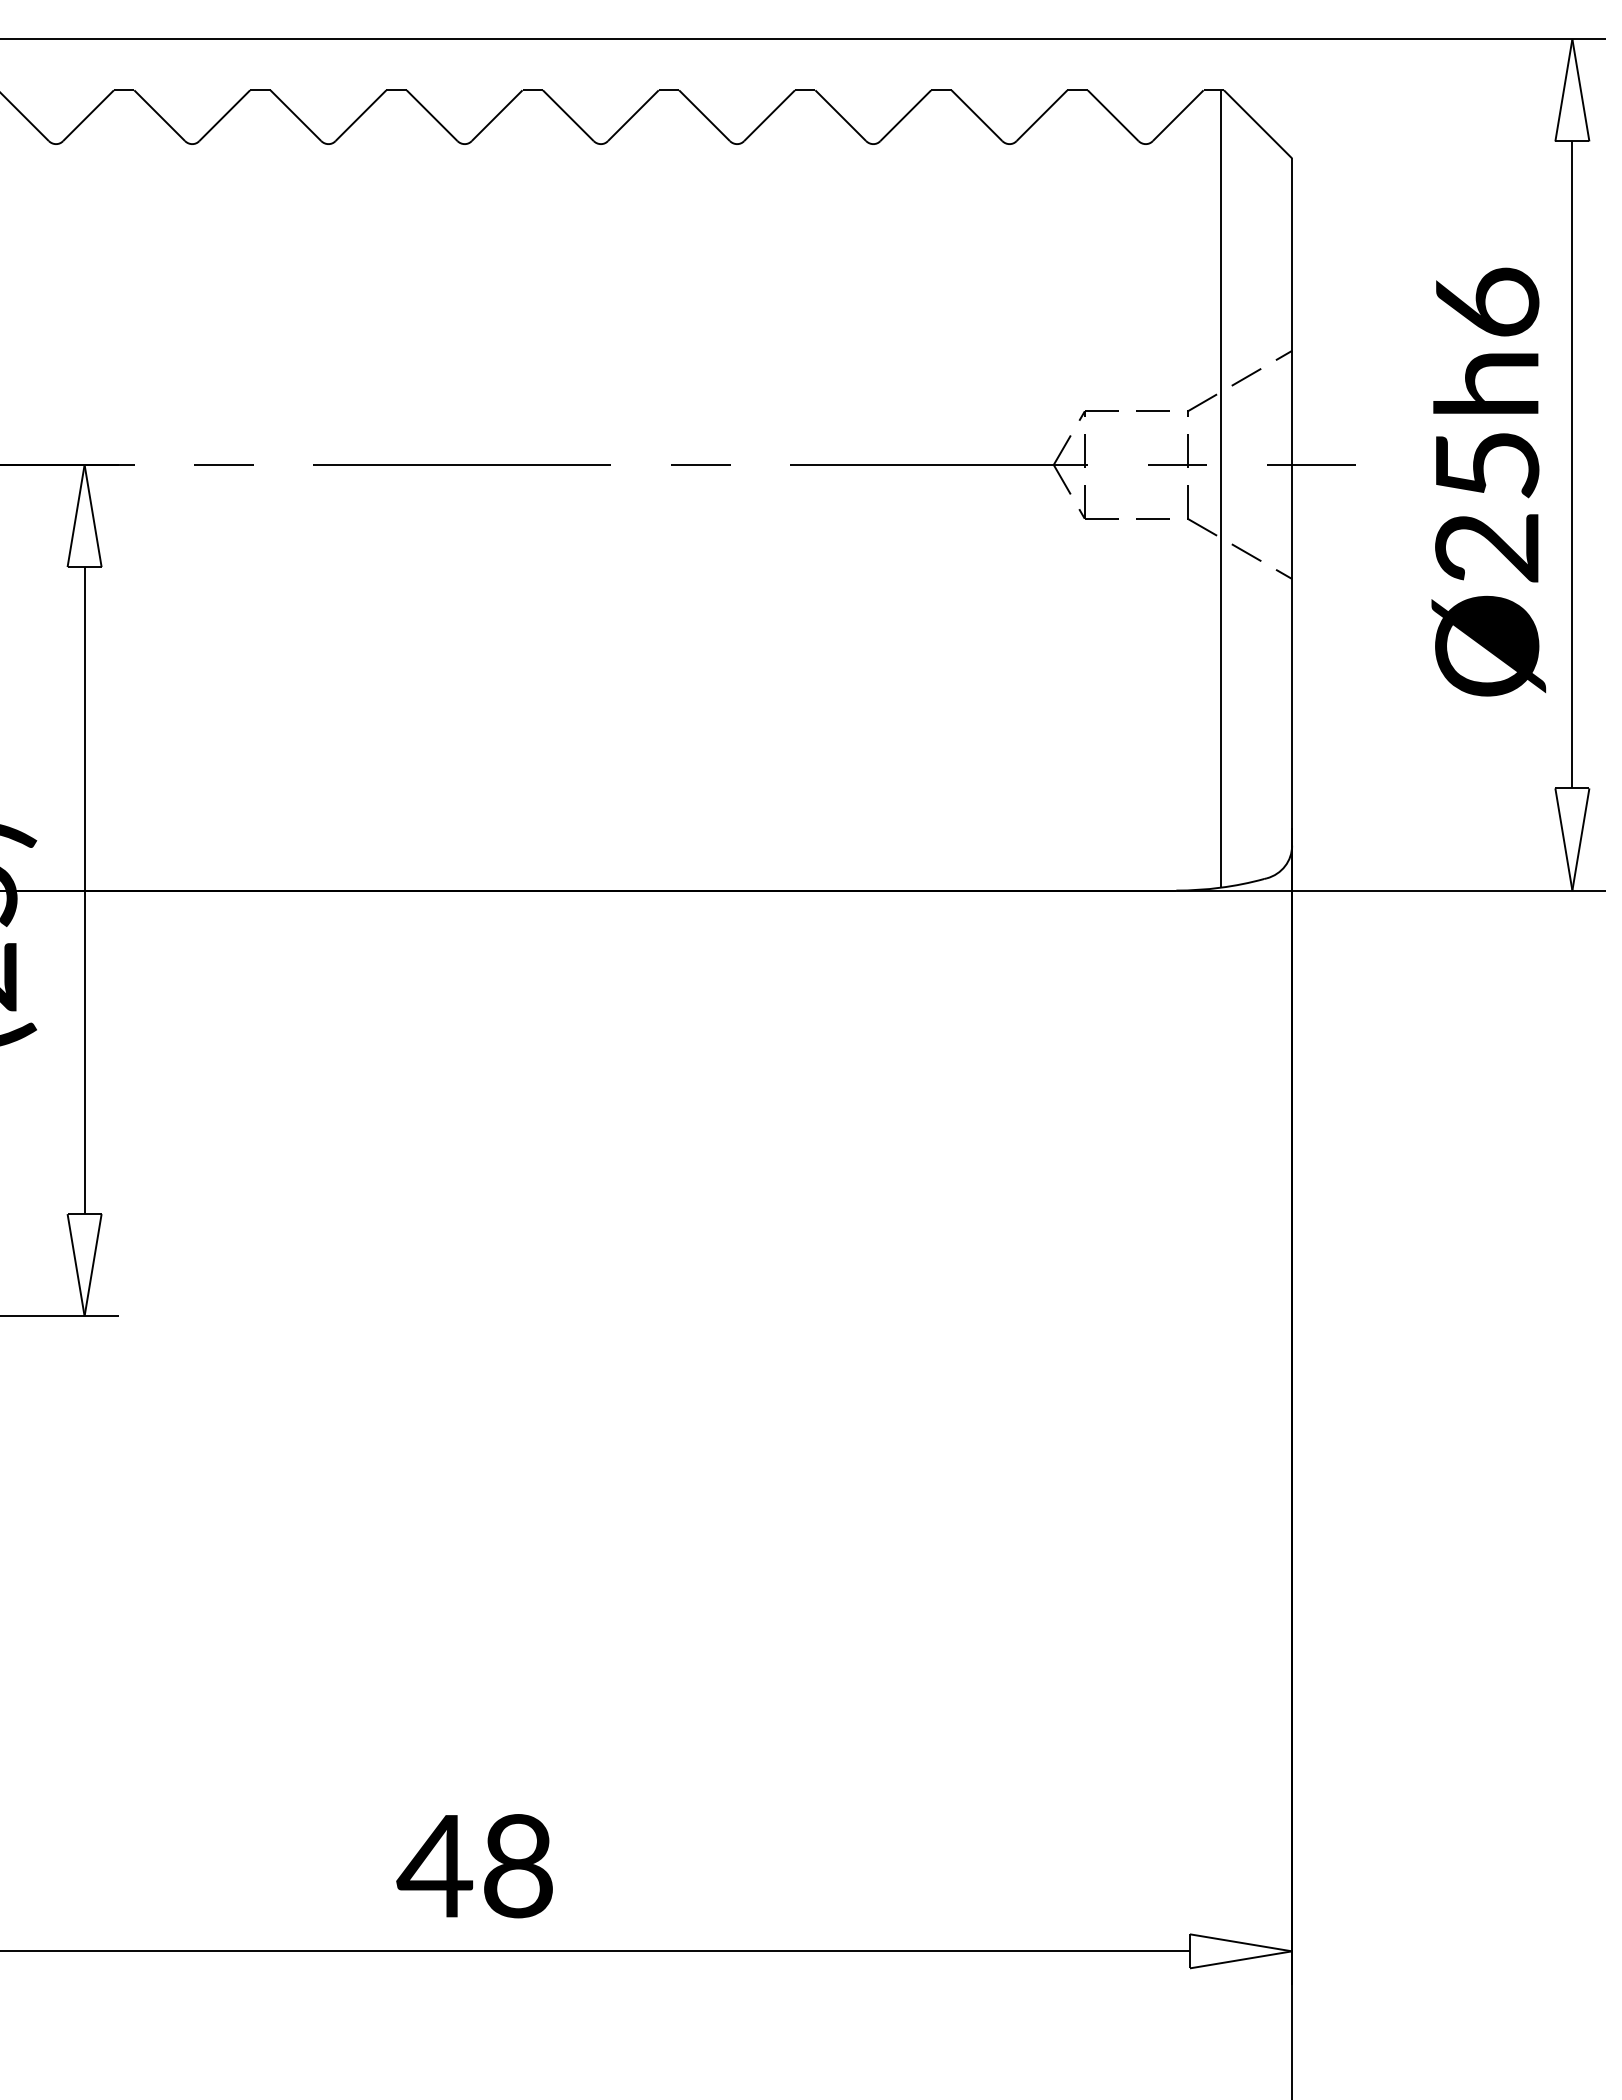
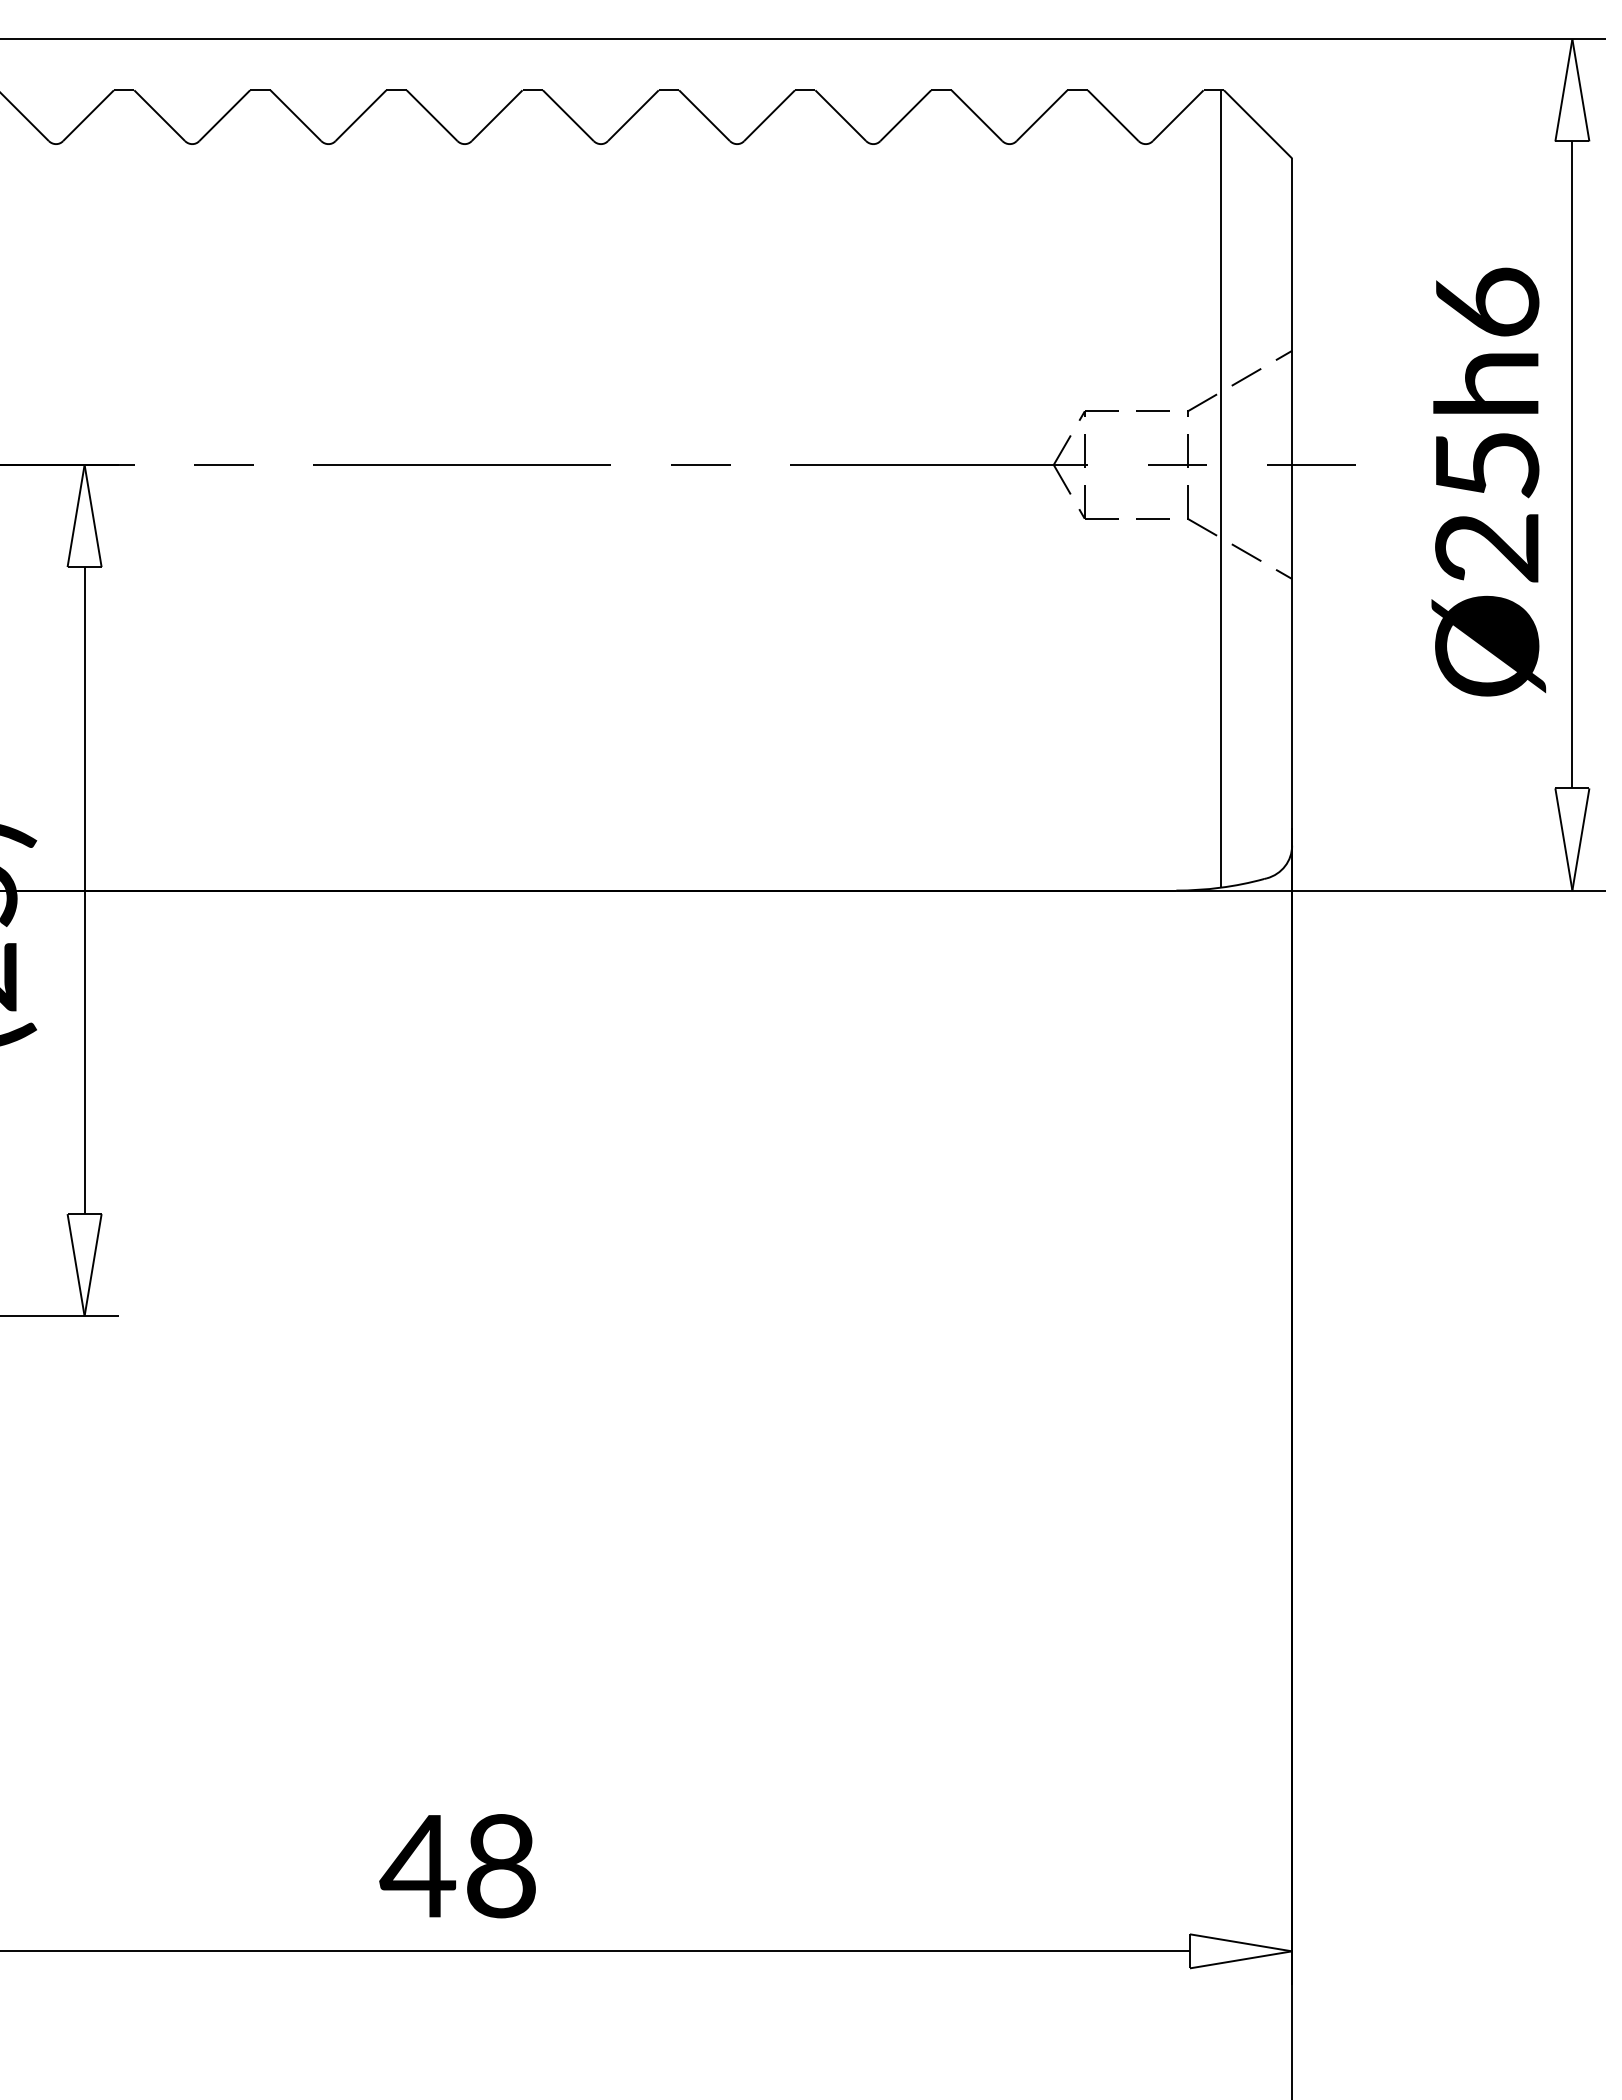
text position: (474, 1866) -> (457, 1866) (457, 1866)
